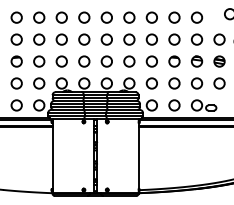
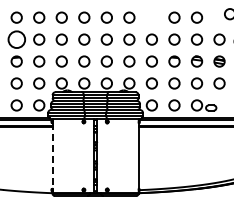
circle: present -> none (151, 17)
circle size: 13x13 px -> 19x19 px (16, 39)
line: solid -> dashed (52, 155)
